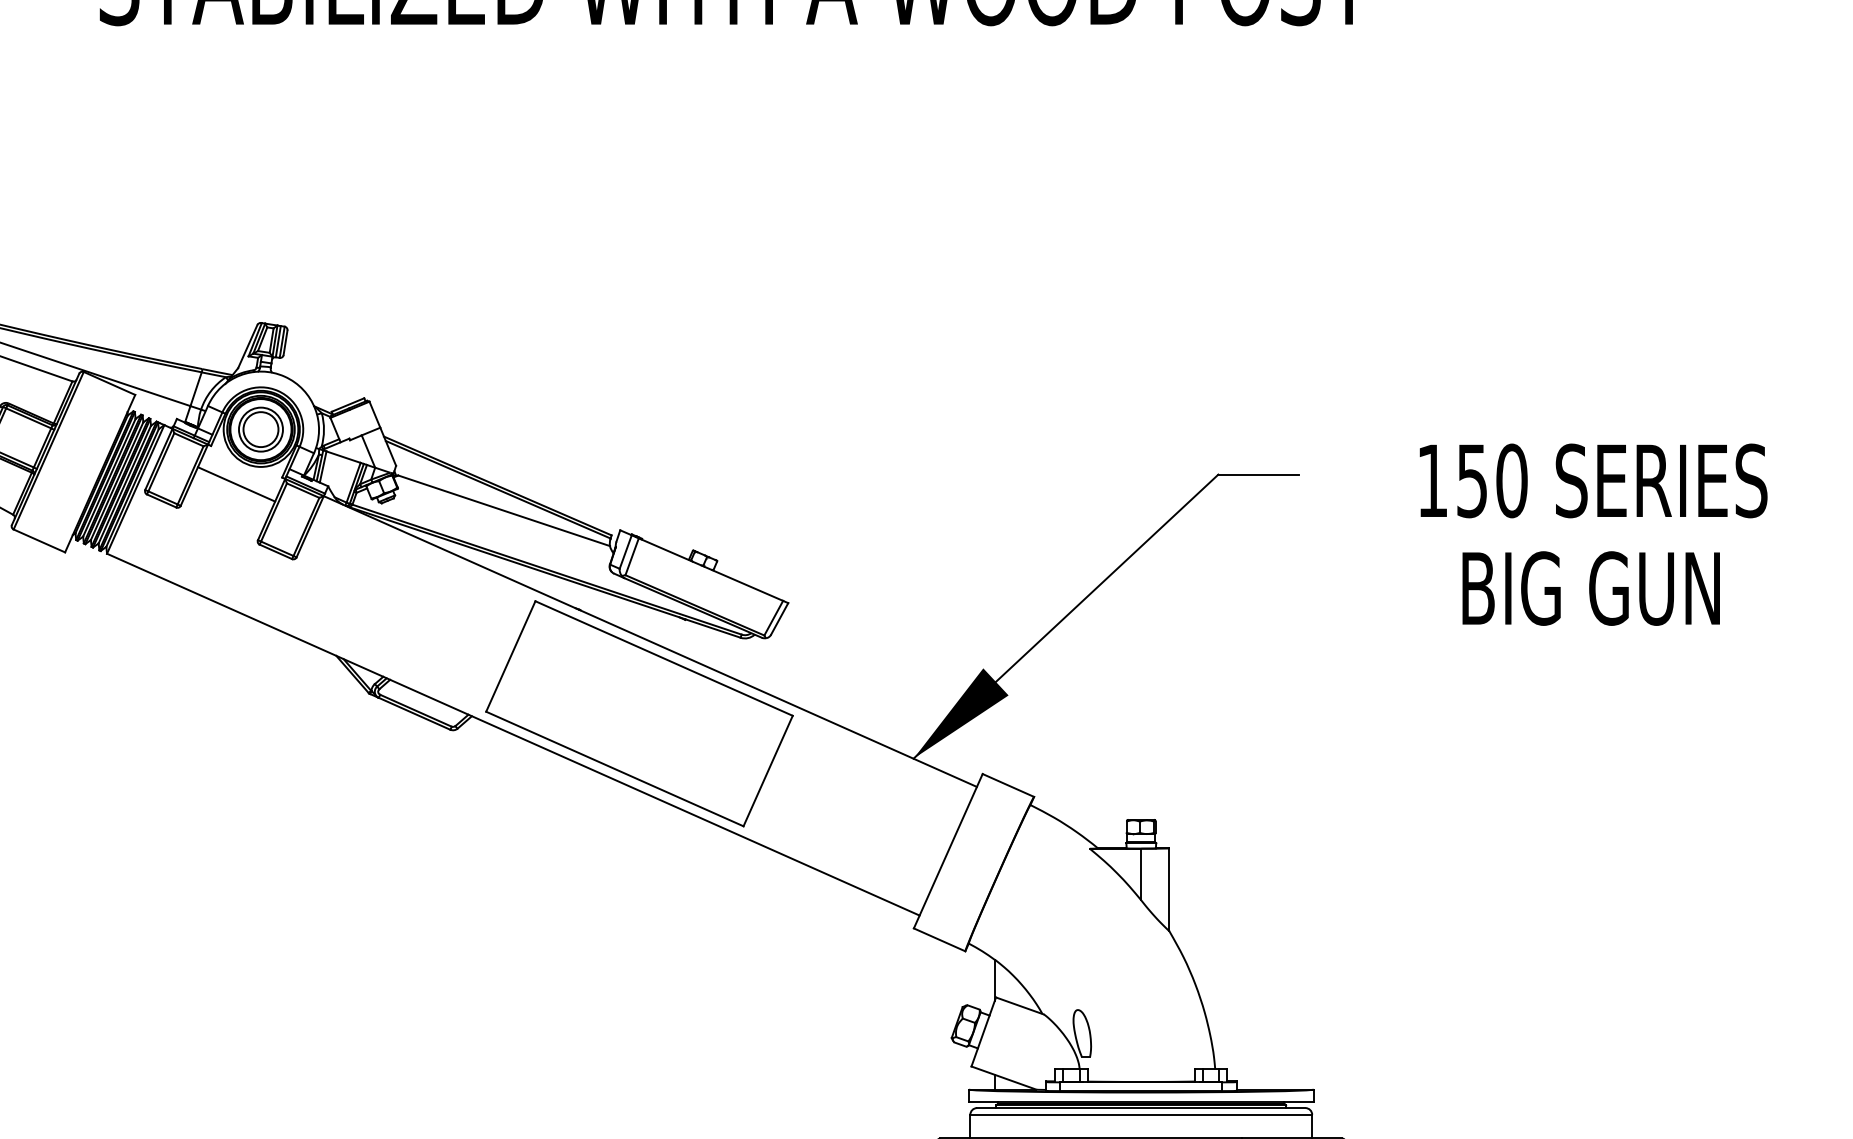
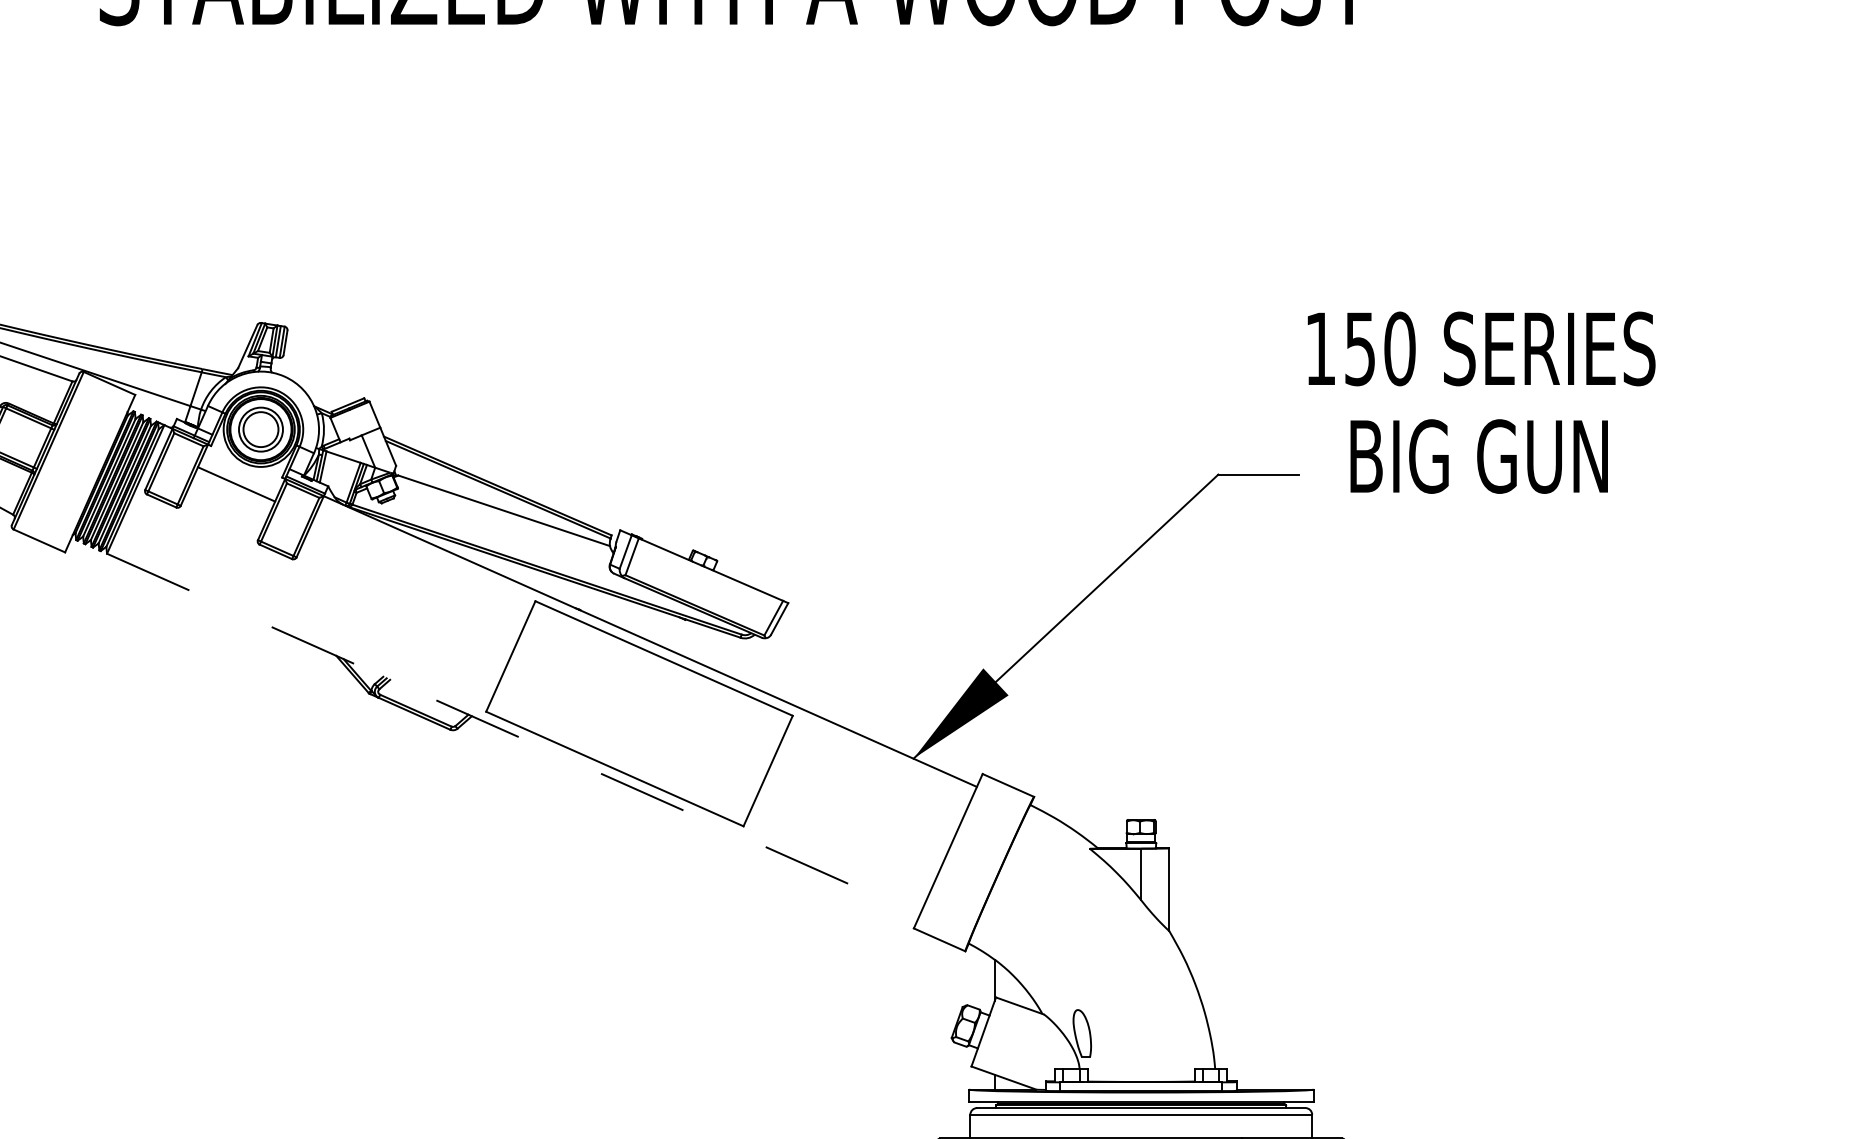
text position: (1593, 534) -> (1481, 402) (1481, 402)
line: solid -> dashed (513, 734)
